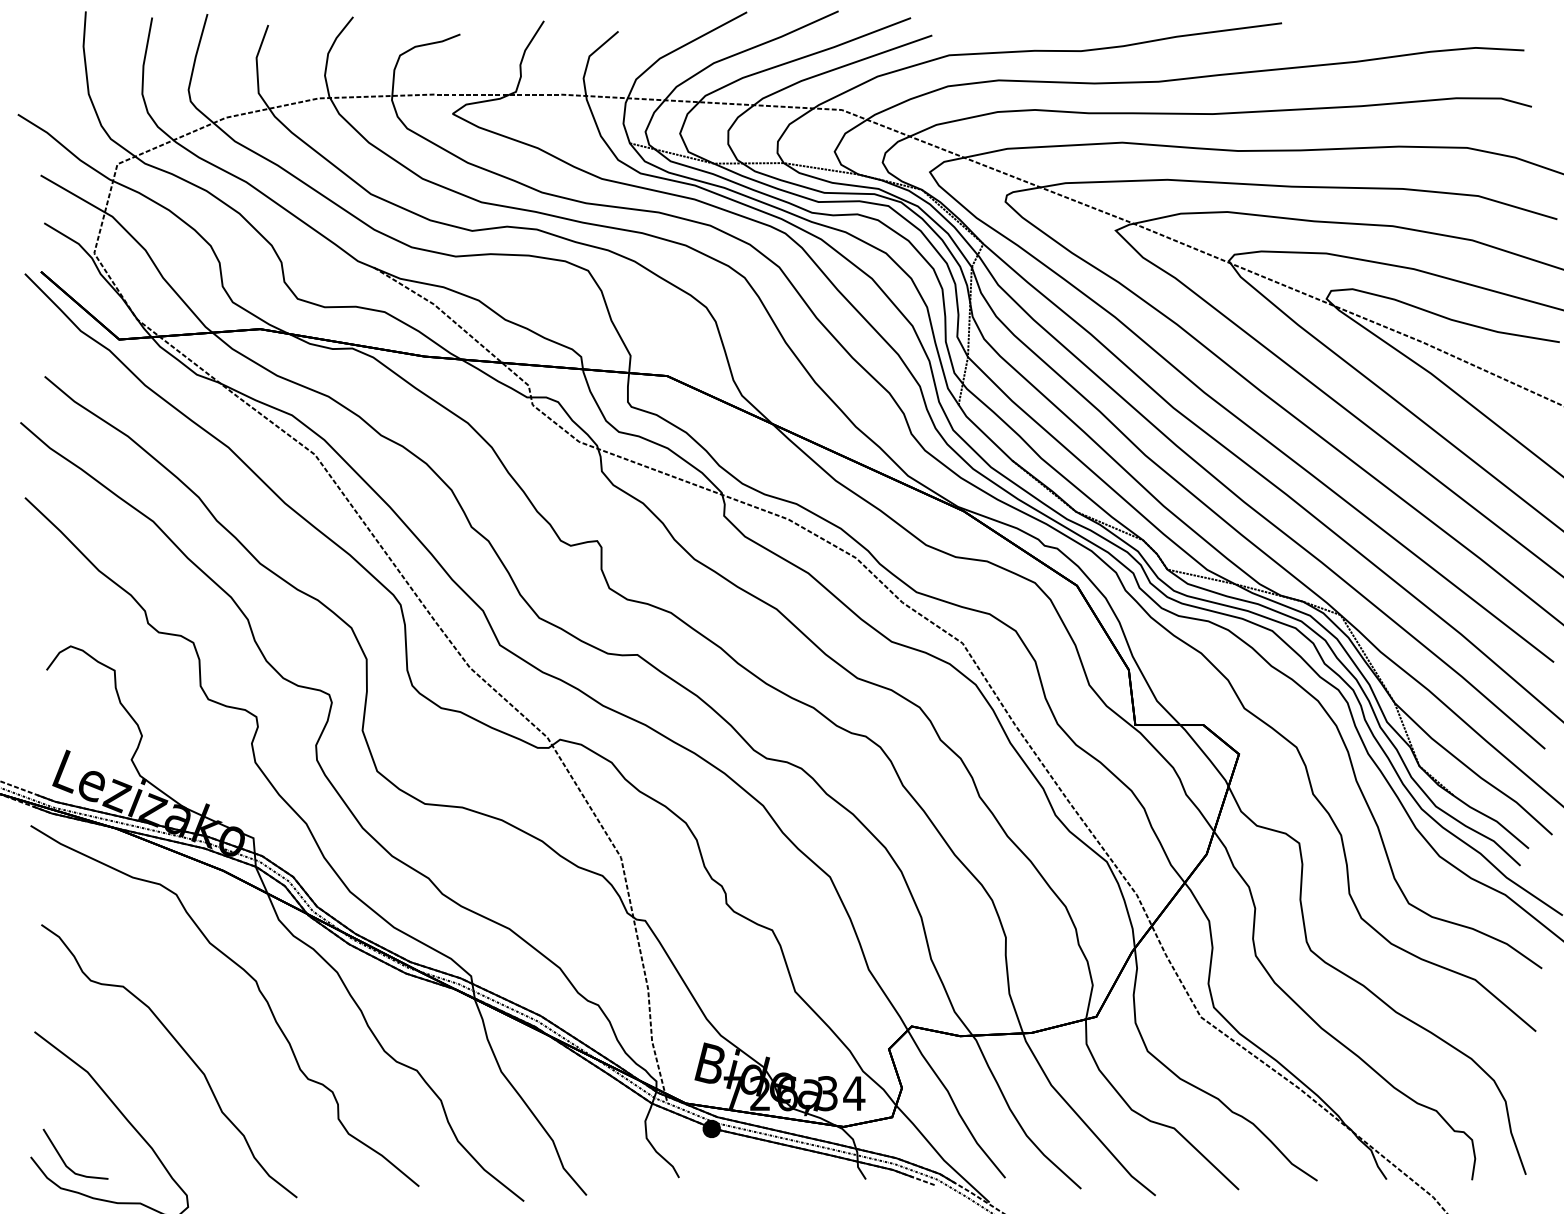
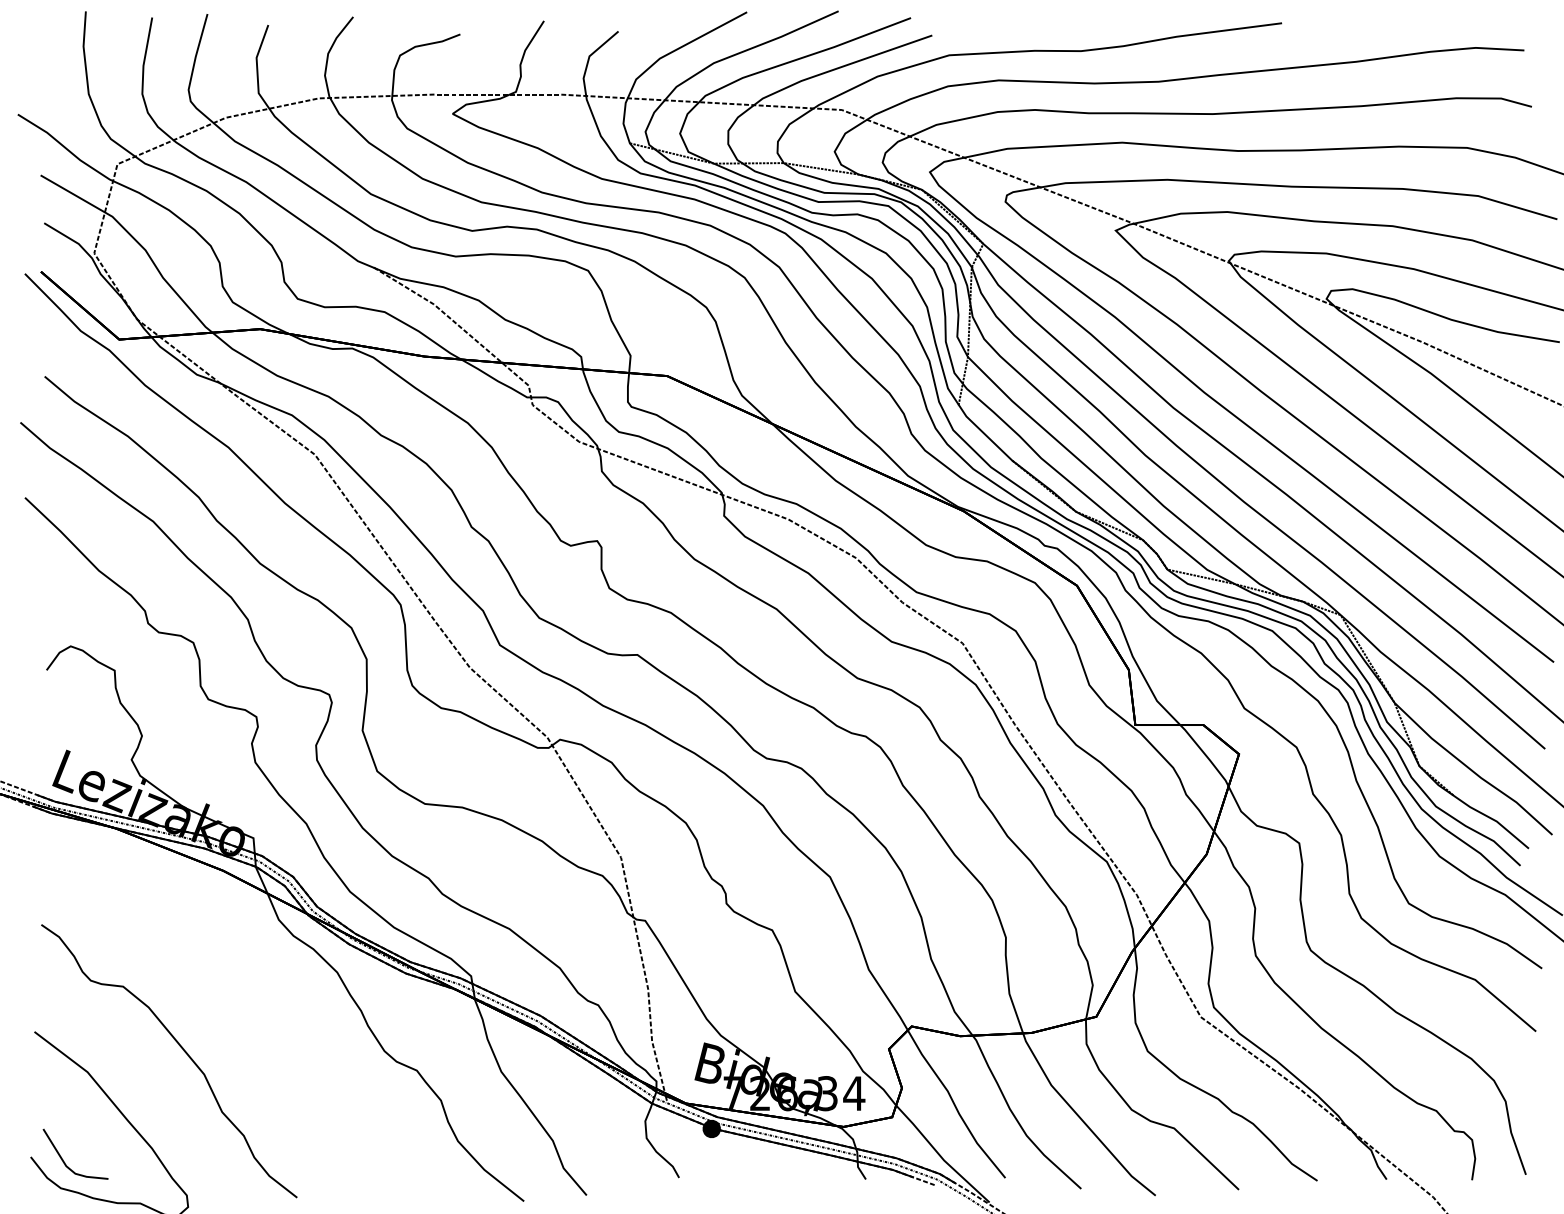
part: present -> none (257, 988)
